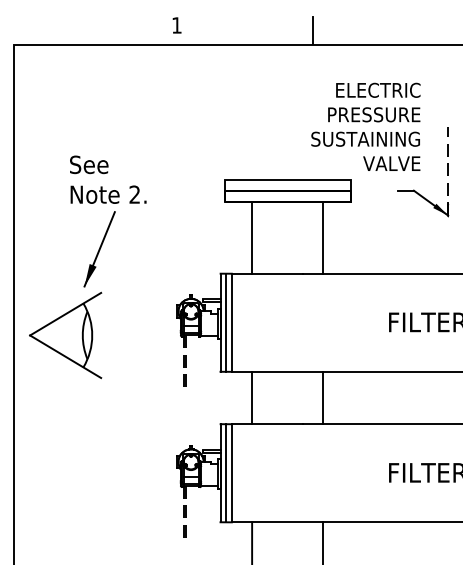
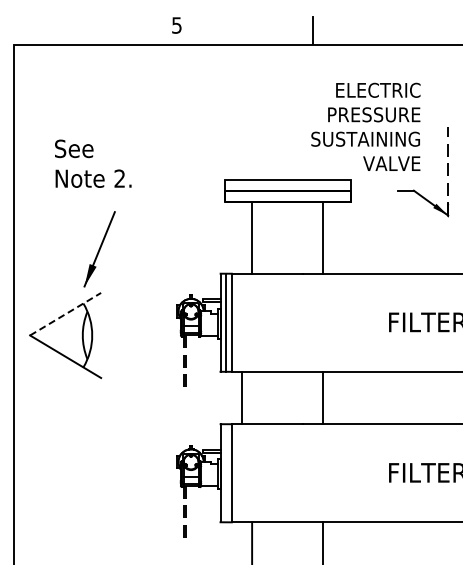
text: 1 -> 5 (176, 25)
text position: (108, 179) -> (93, 163) (93, 163)
line: solid -> dashed (66, 313)
line position: (252, 397) -> (242, 397) (242, 397)
line: present -> none (226, 473)
